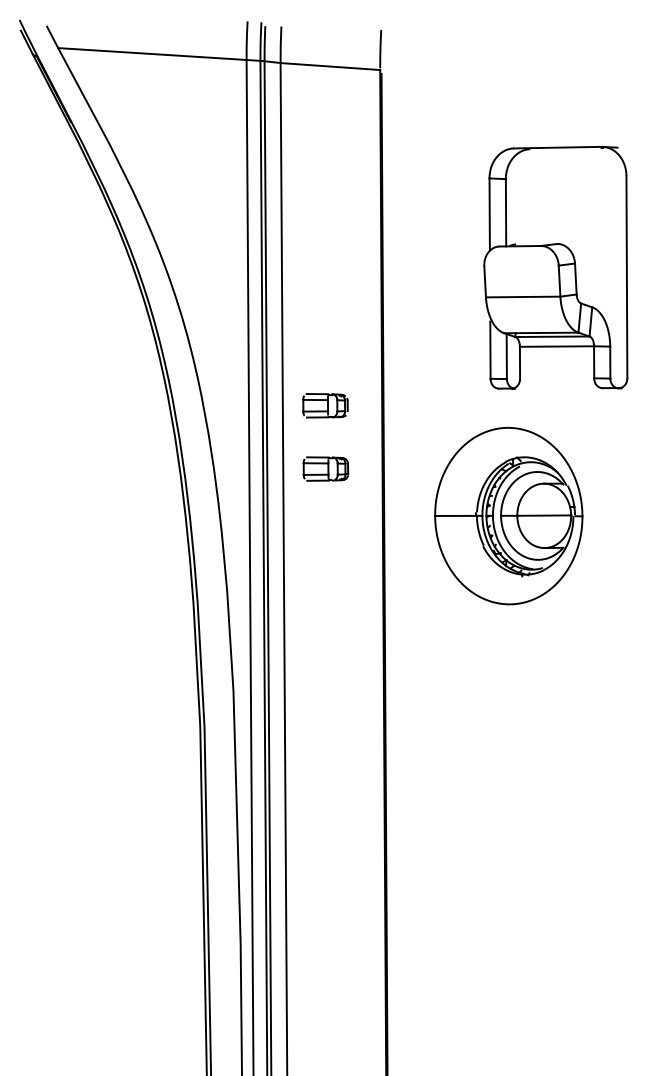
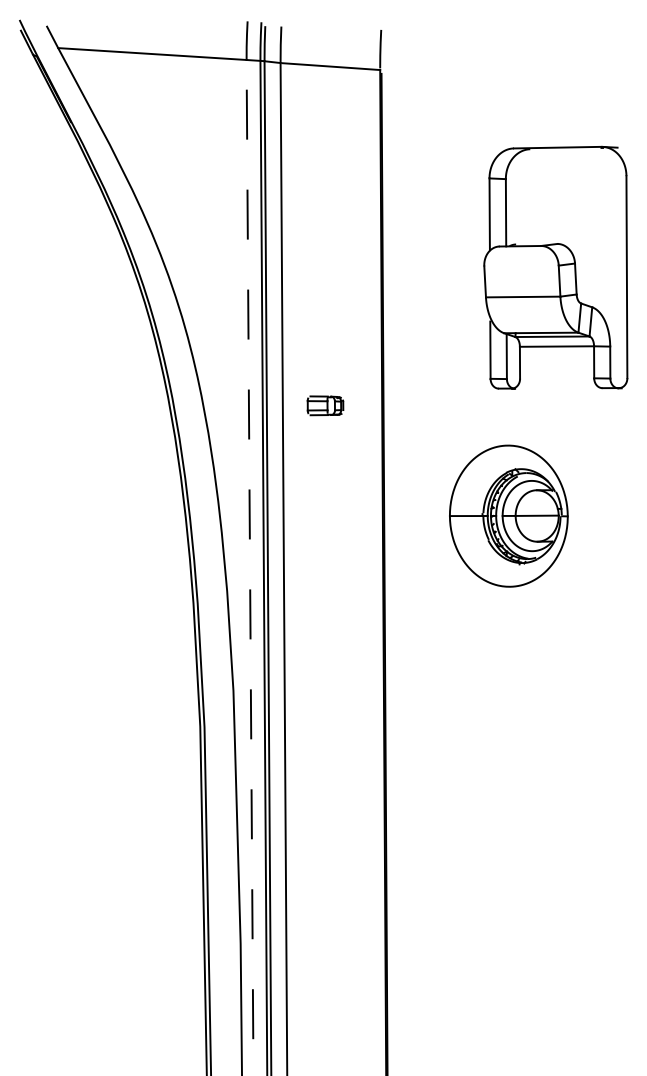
part size: 47x26 px -> 39x22 px (325, 405)
part: present -> none (325, 468)
part size: 150x179 px -> 120x144 px (508, 515)
line: solid -> dashed (250, 567)
